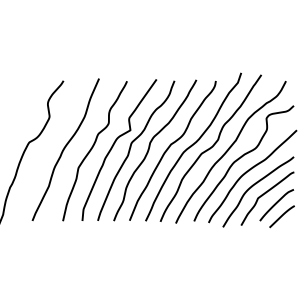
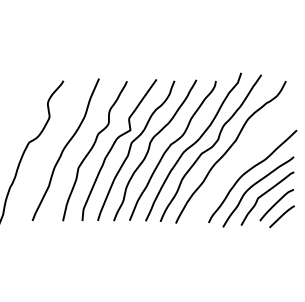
curve: present -> none (239, 159)
